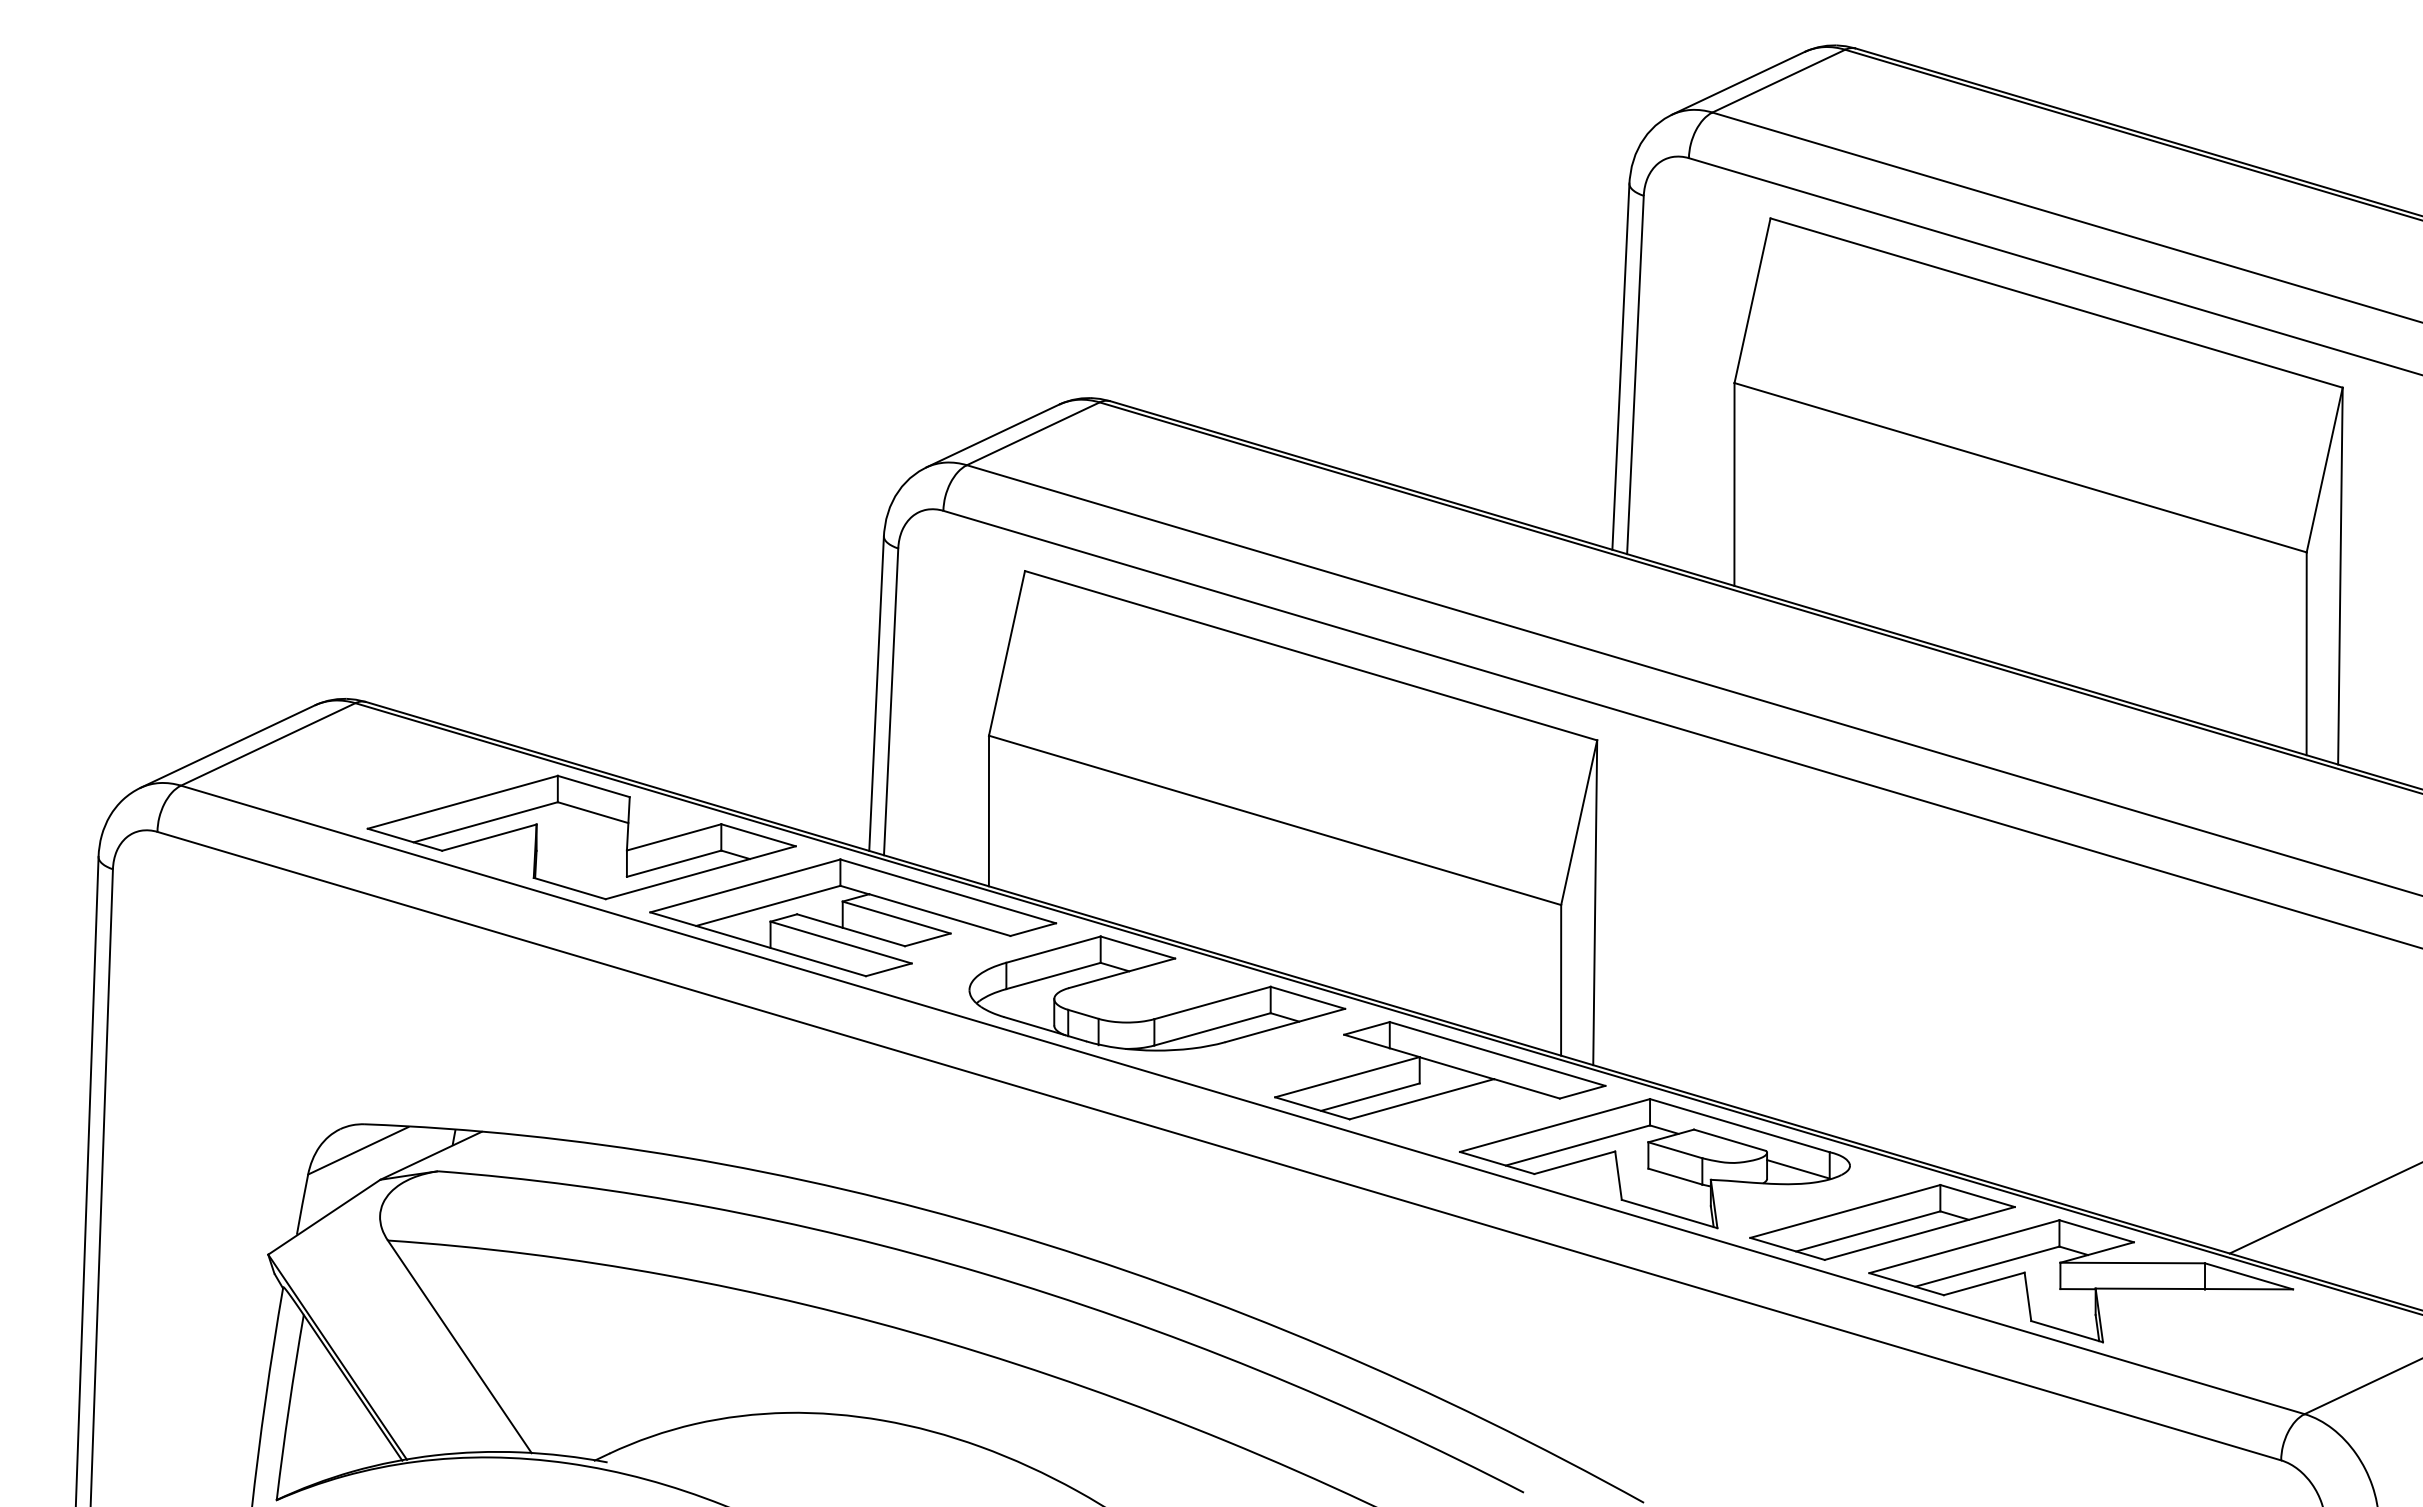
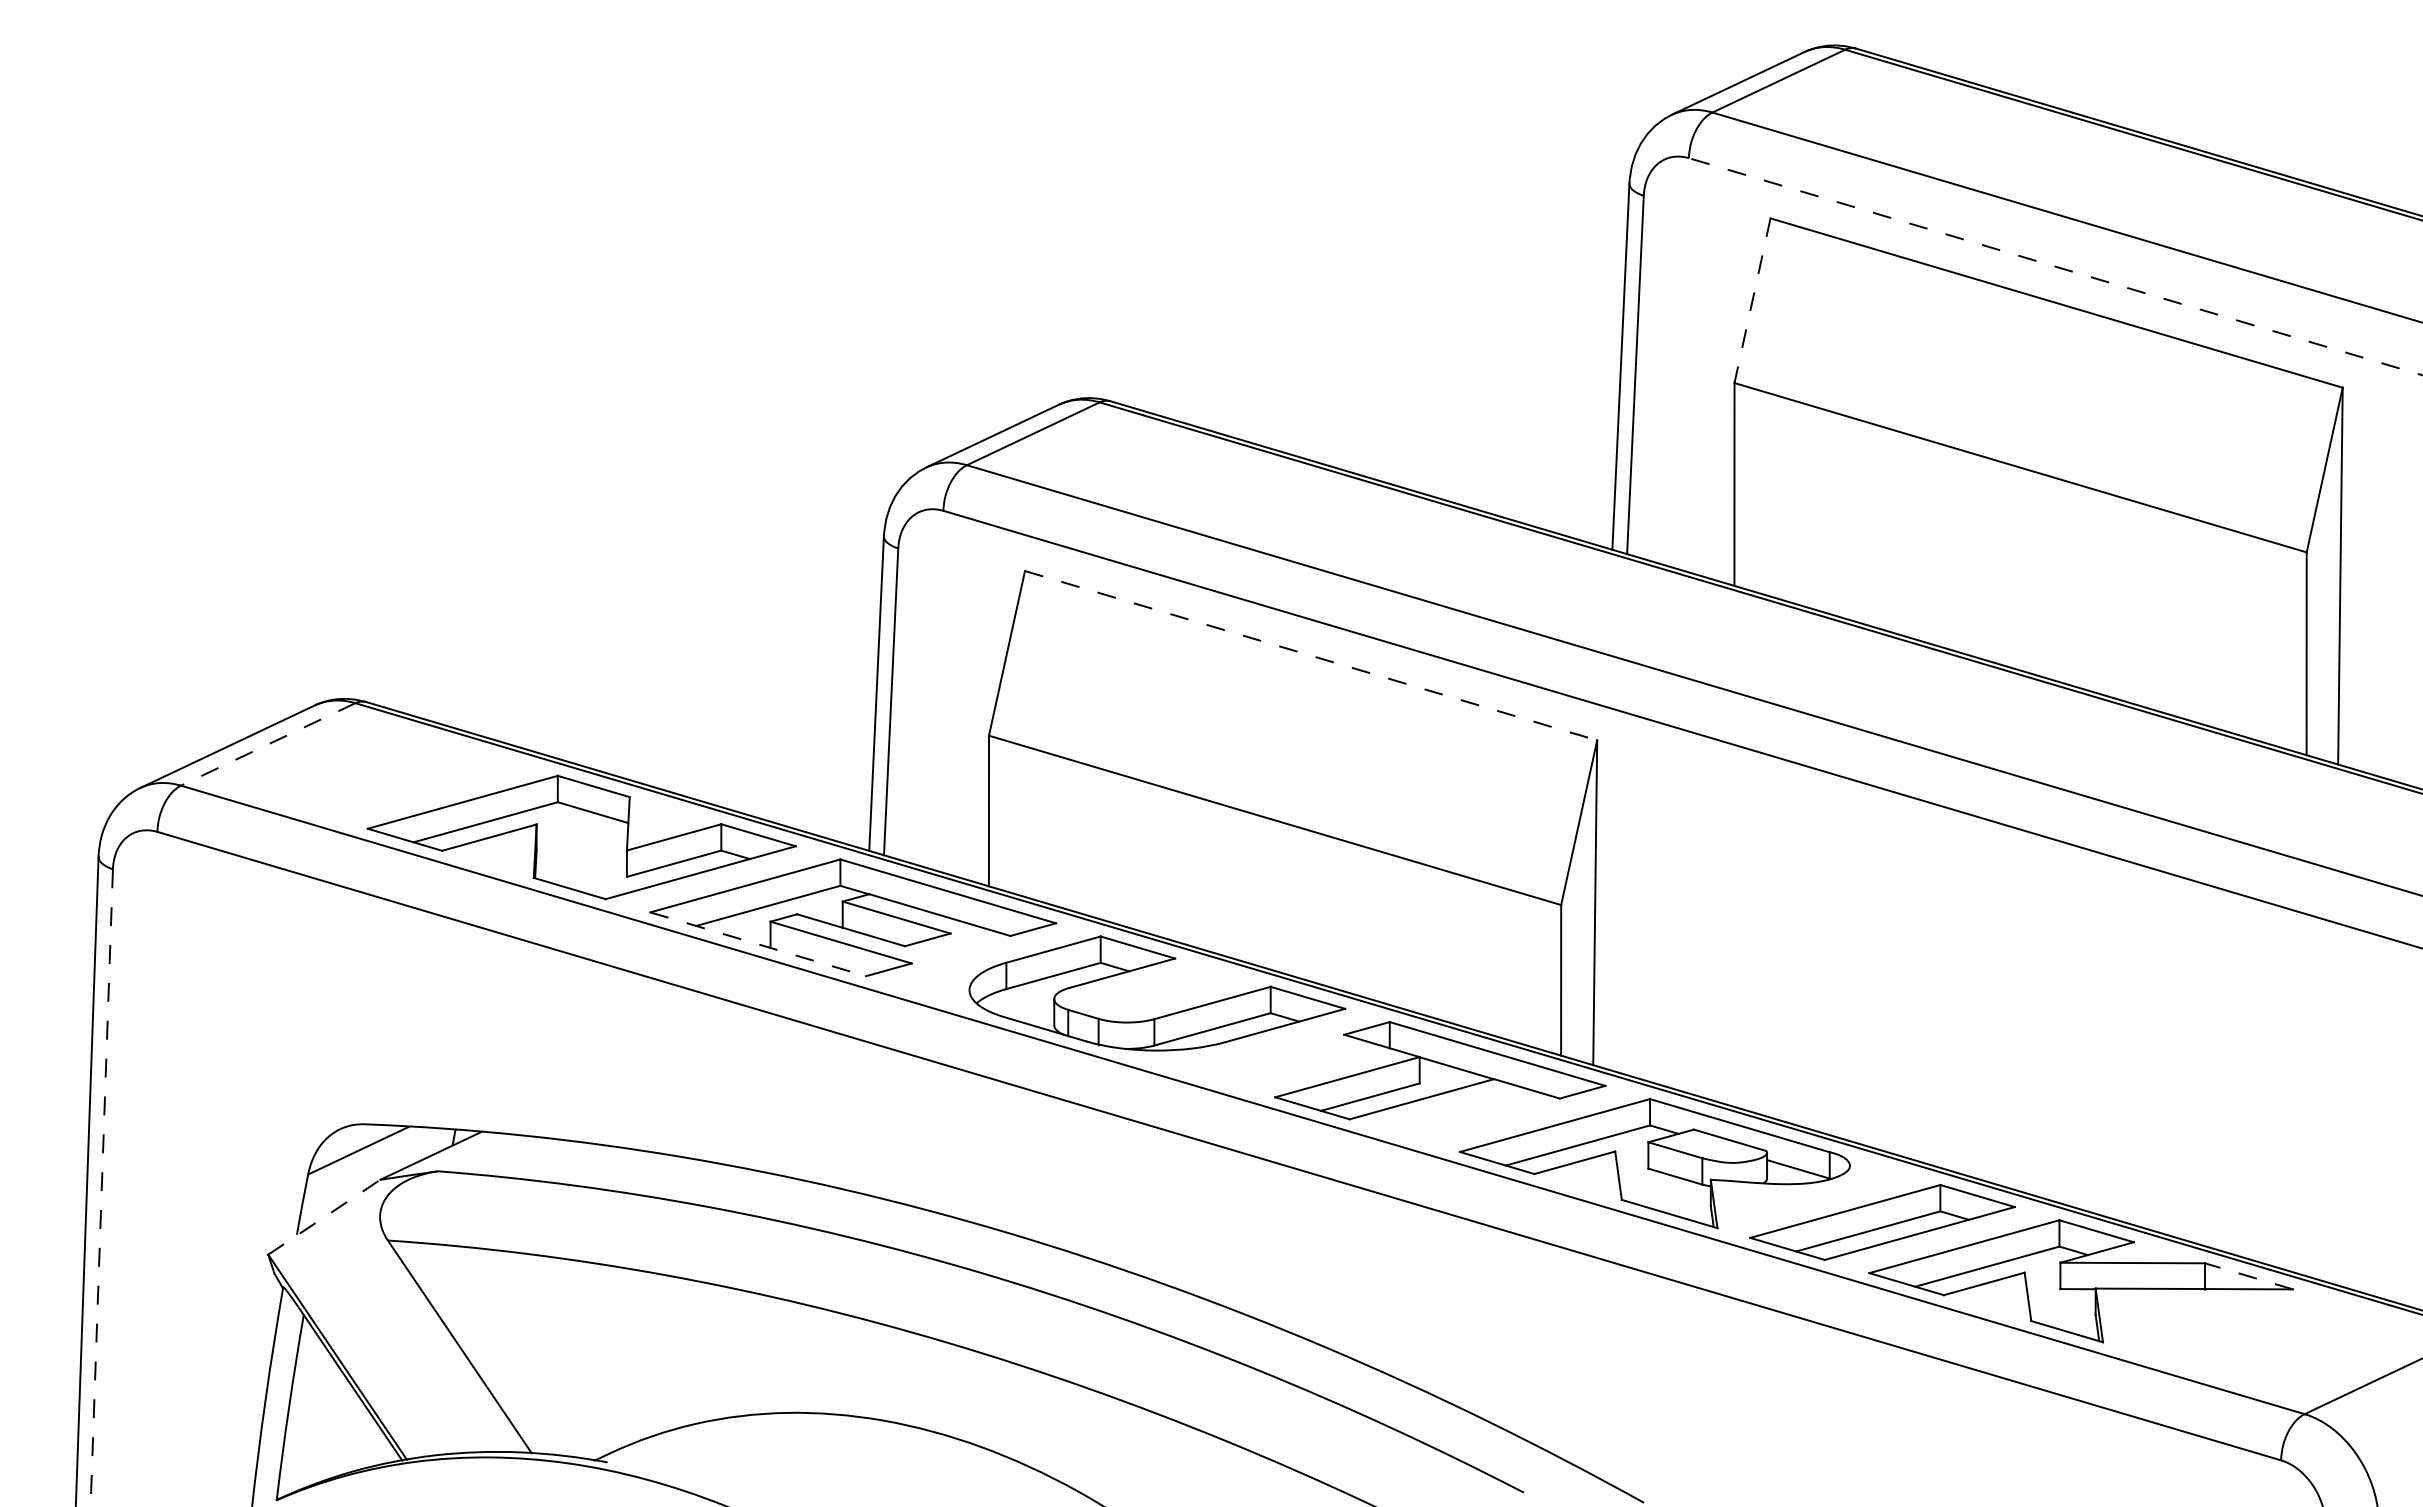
line: solid -> dashed (2055, 266)
line: solid -> dashed (1752, 301)
line: solid -> dashed (1311, 655)
line: solid -> dashed (267, 744)
line: solid -> dashed (758, 944)
line: solid -> dashed (101, 1187)
line: present -> none (2324, 1208)
line: solid -> dashed (324, 1216)
line: solid -> dashed (2249, 1276)
